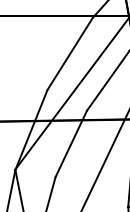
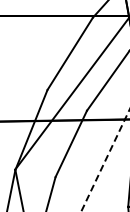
line: solid -> dashed (105, 159)
